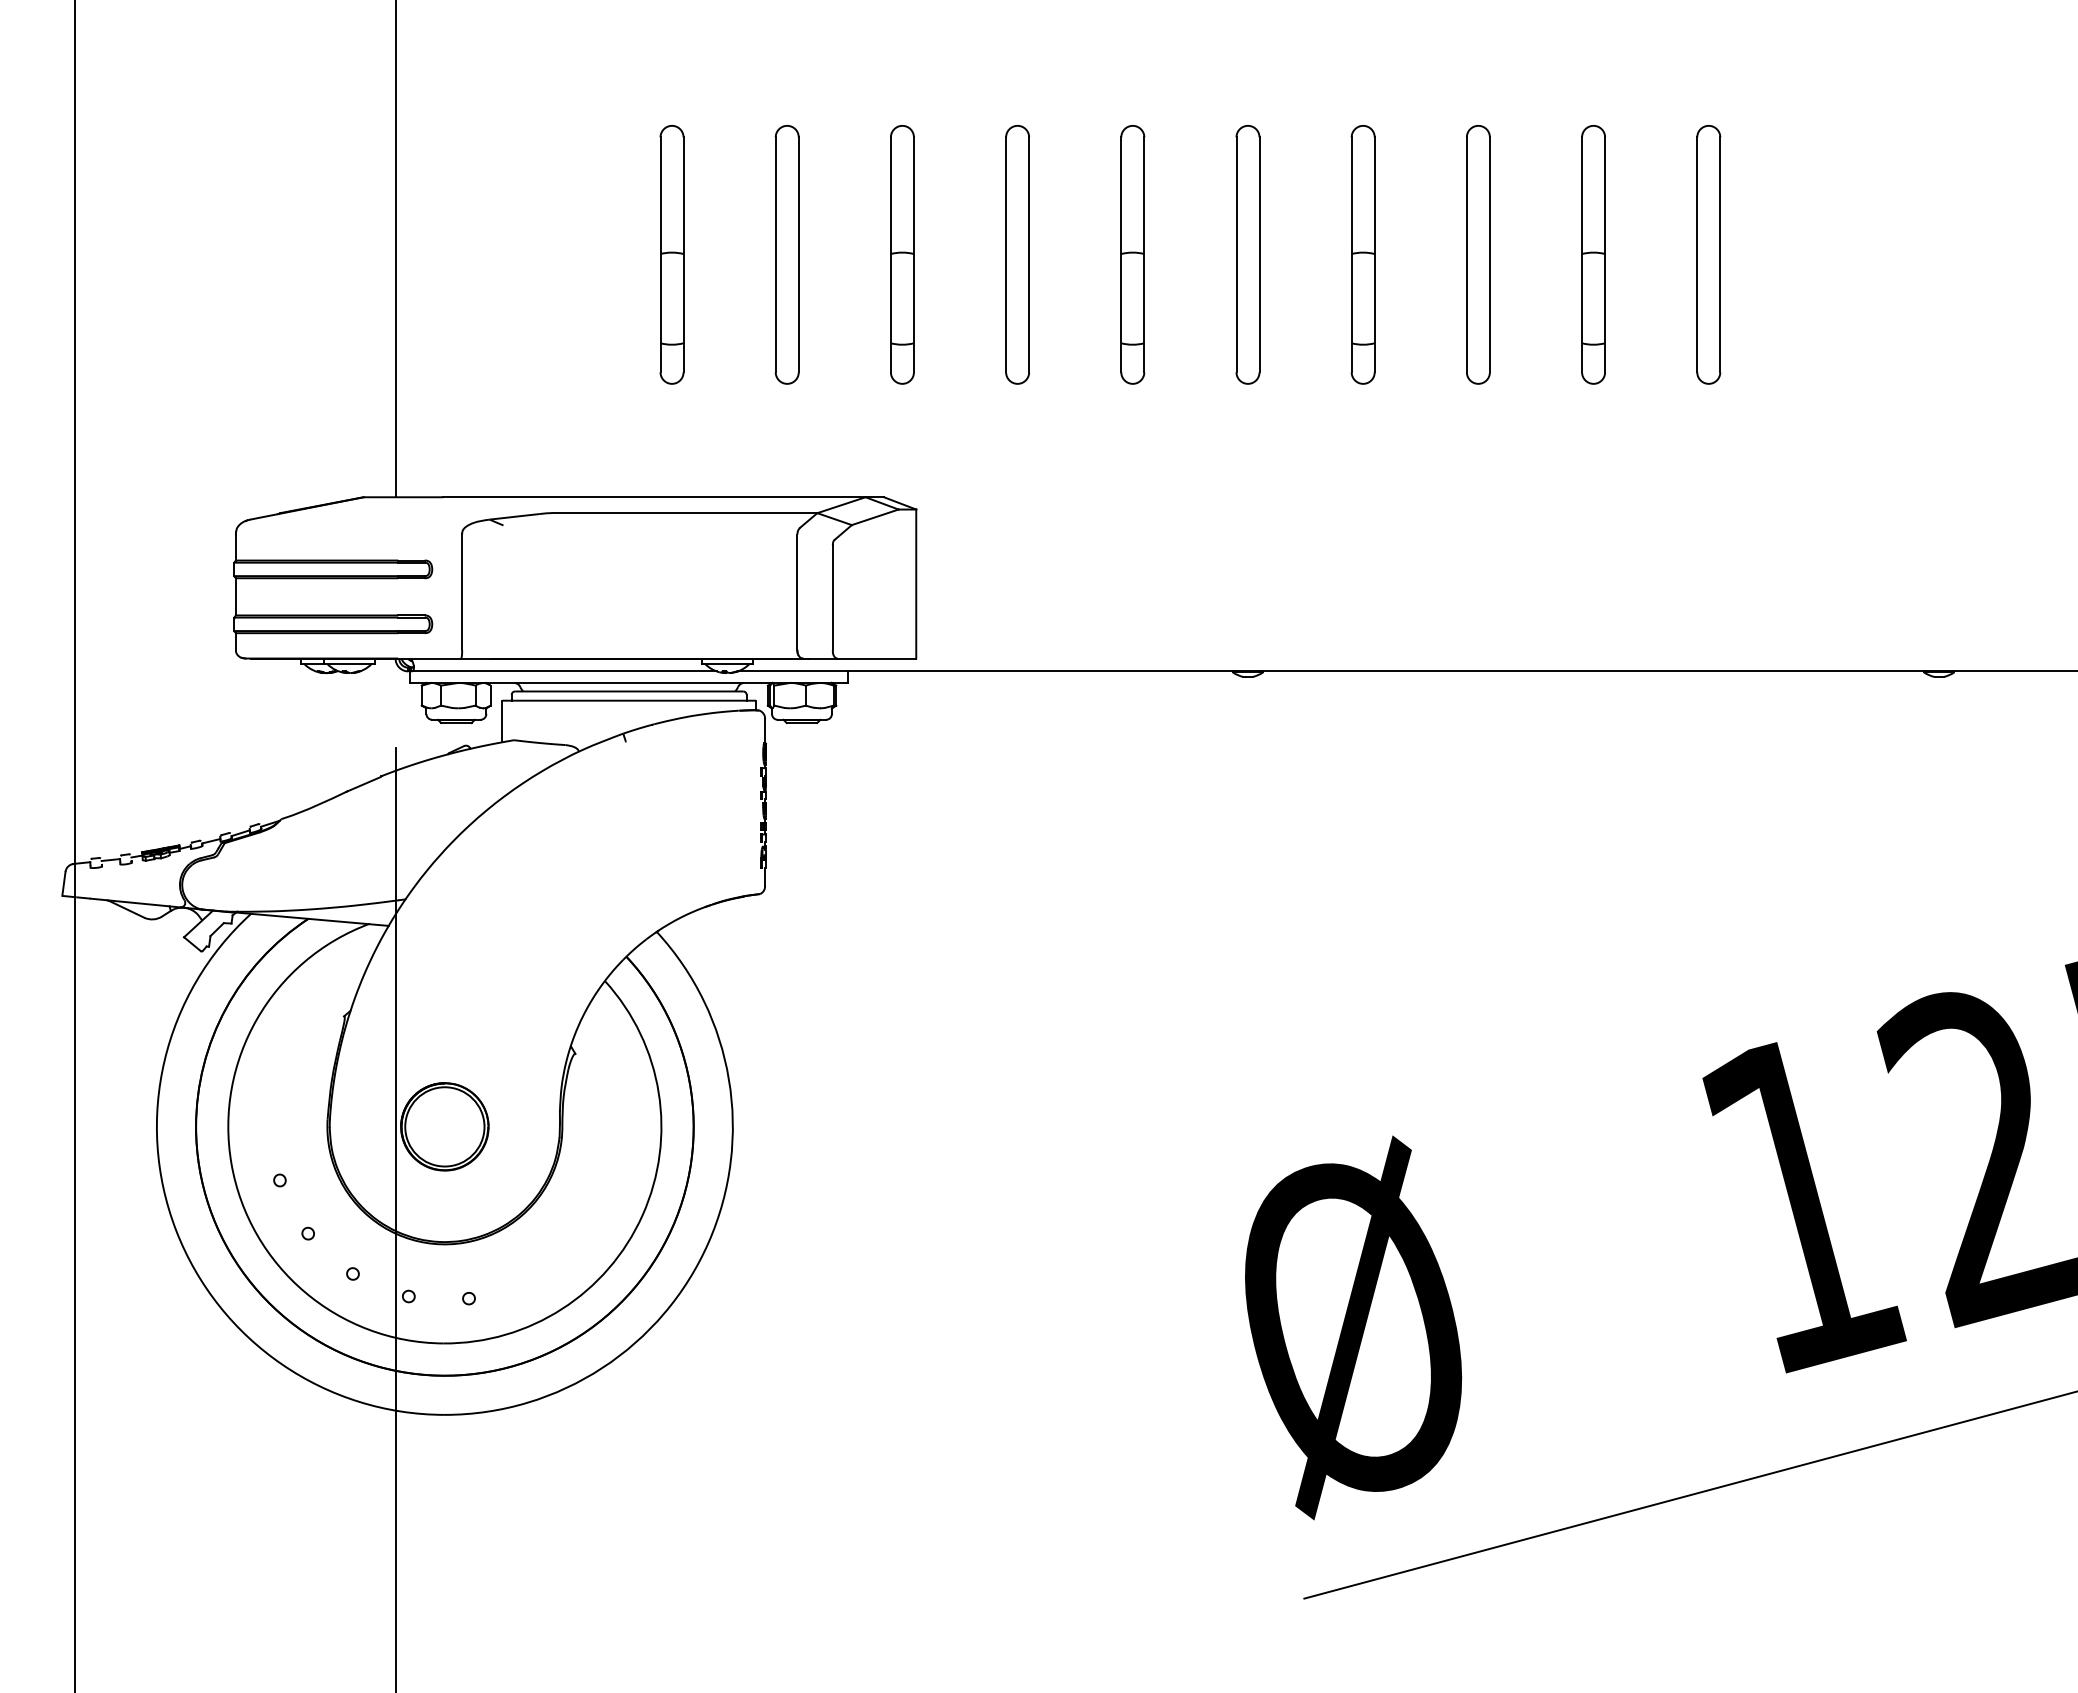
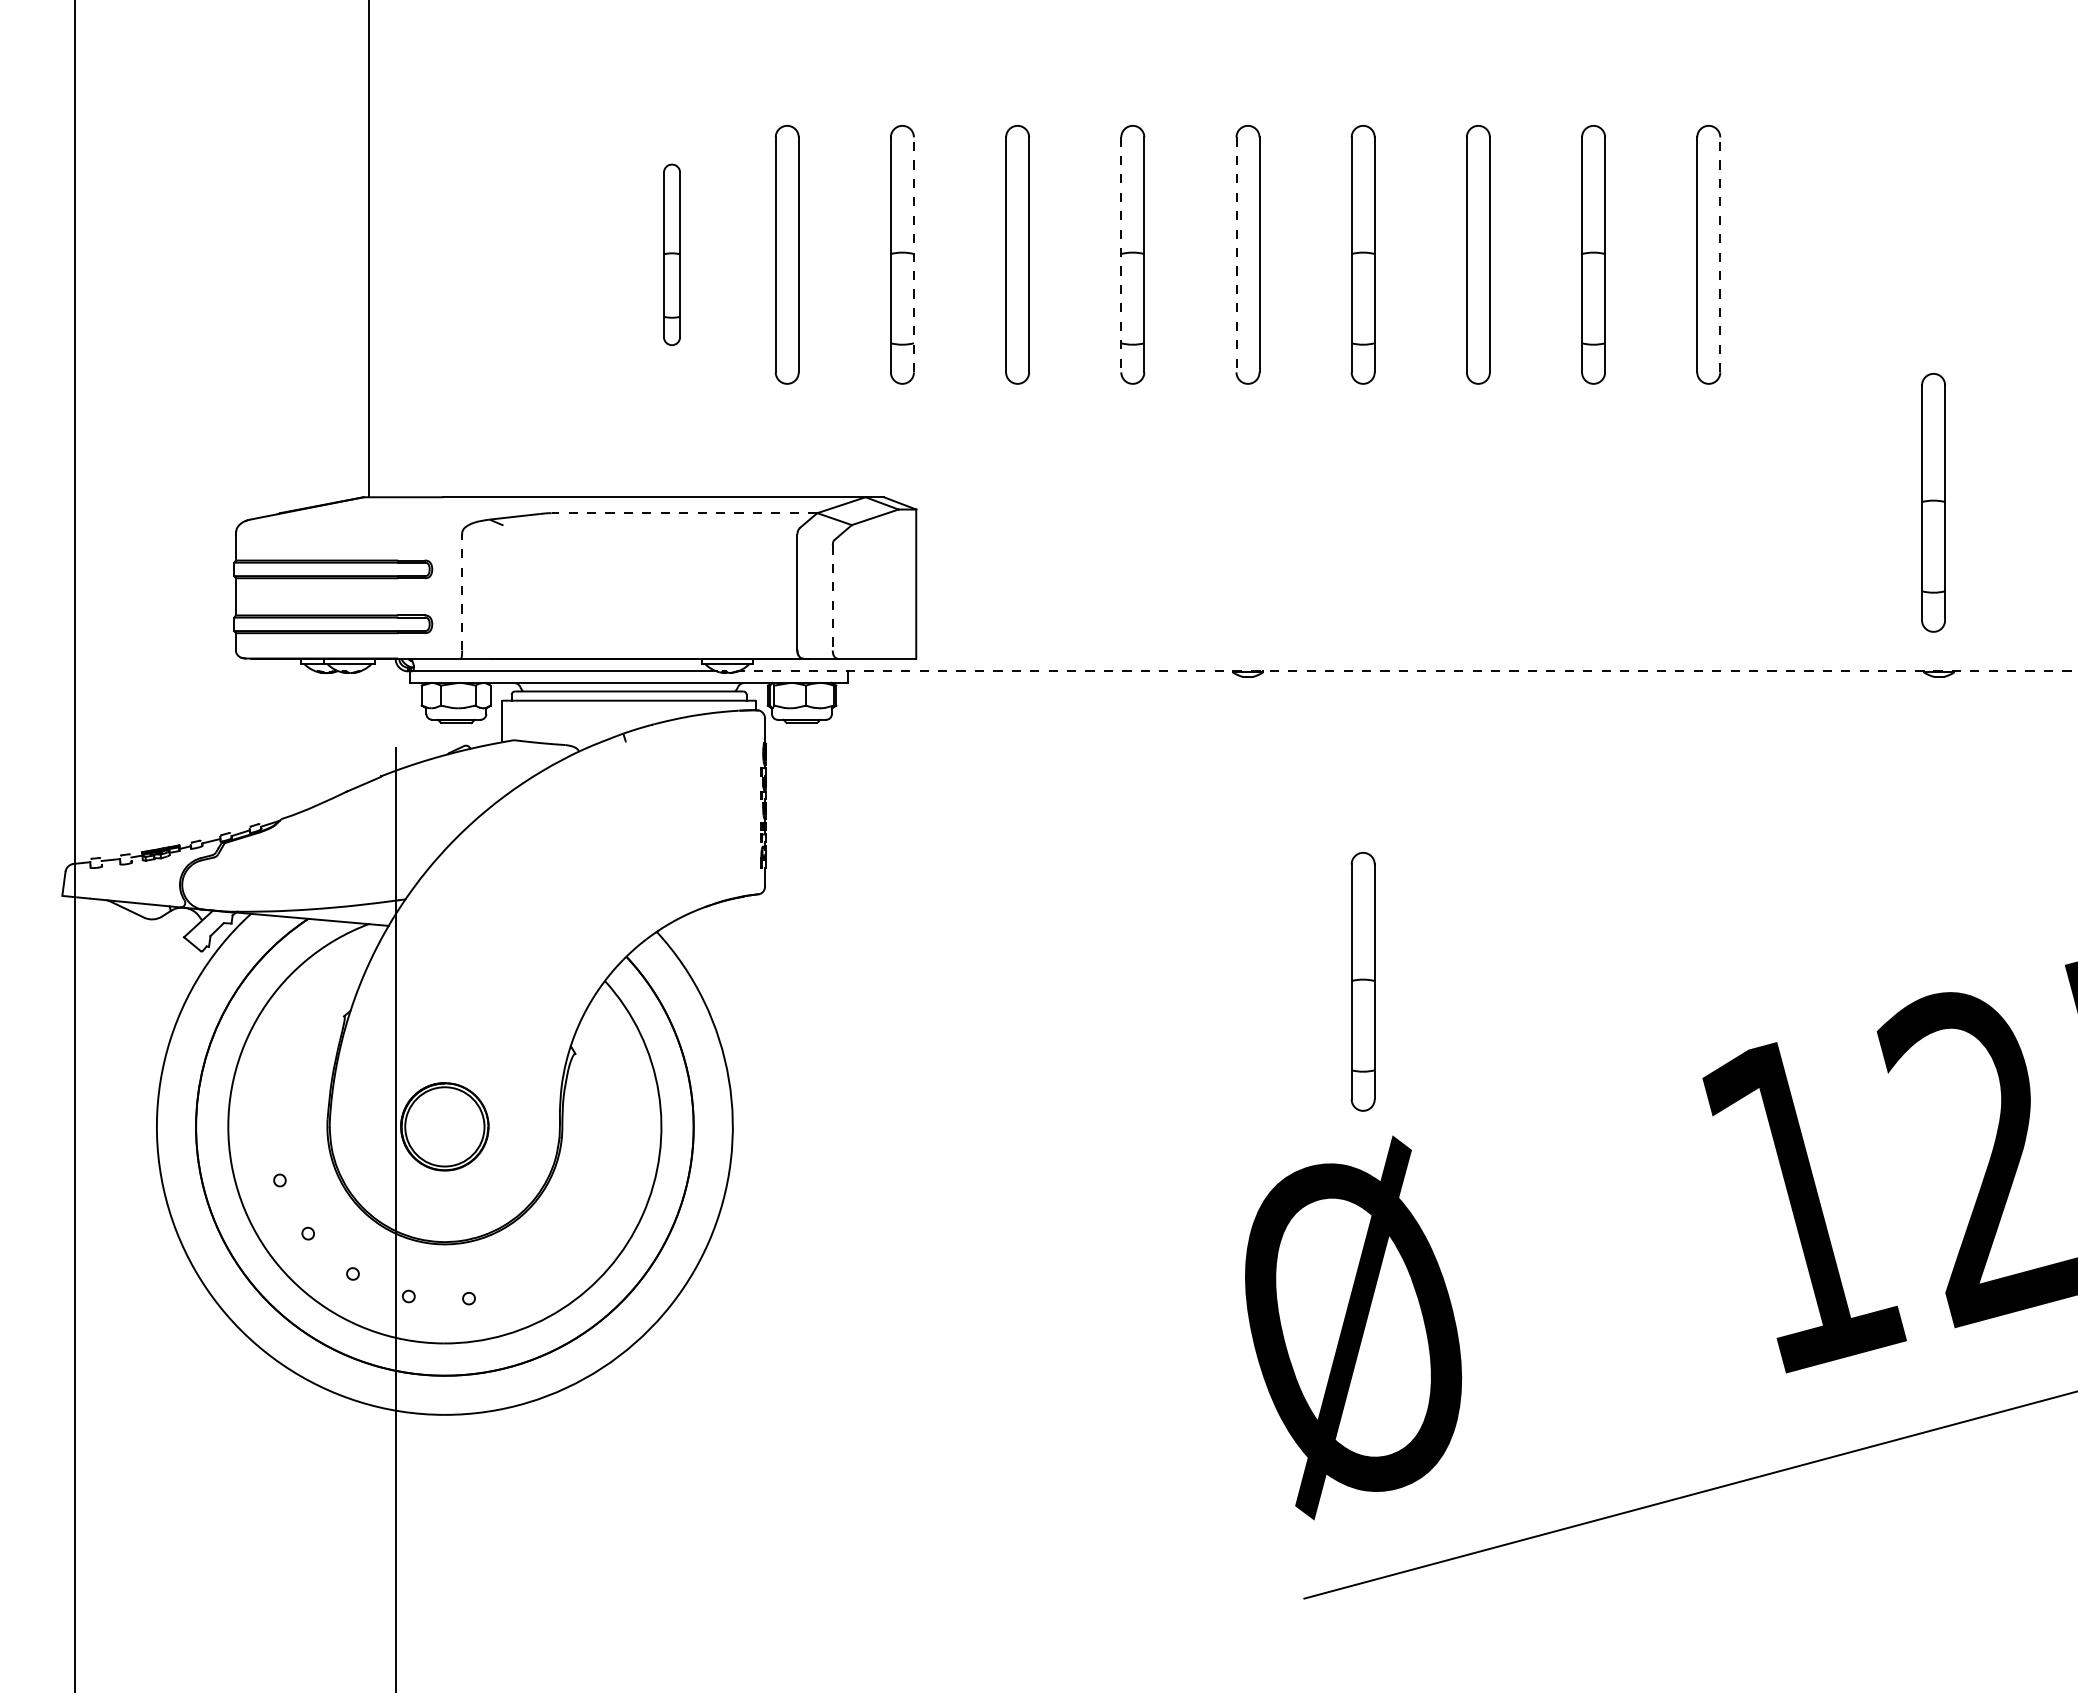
line position: (395, 249) -> (368, 249) (368, 249)
part size: 26x260 px -> 18x184 px (671, 254)
line: solid -> dashed (913, 254)
line: solid -> dashed (1720, 254)
line: solid -> dashed (1121, 255)
line: solid -> dashed (1236, 255)
part: none -> present (1933, 502)
line: solid -> dashed (684, 513)
line: solid -> dashed (462, 591)
line: solid -> dashed (832, 597)
line: solid -> dashed (1407, 671)
part: none -> present (1362, 981)
